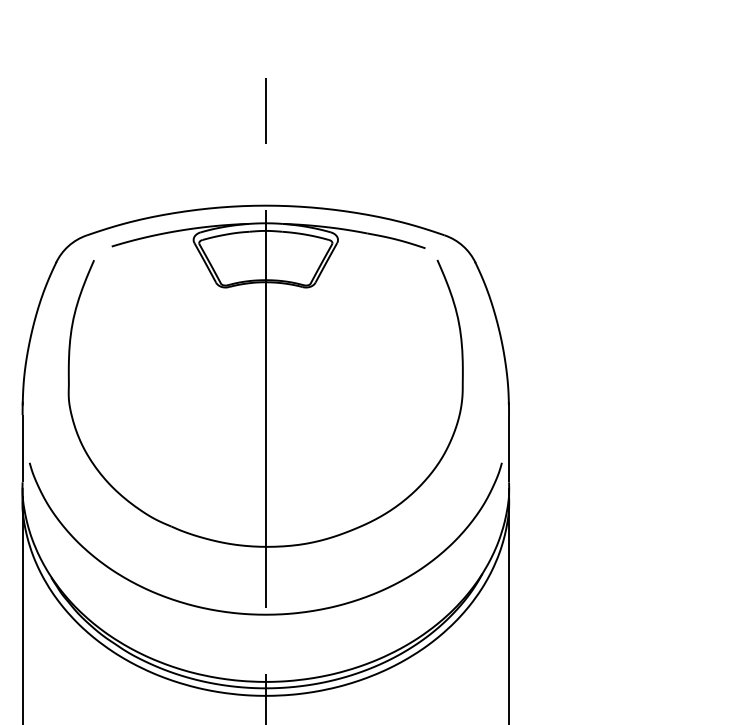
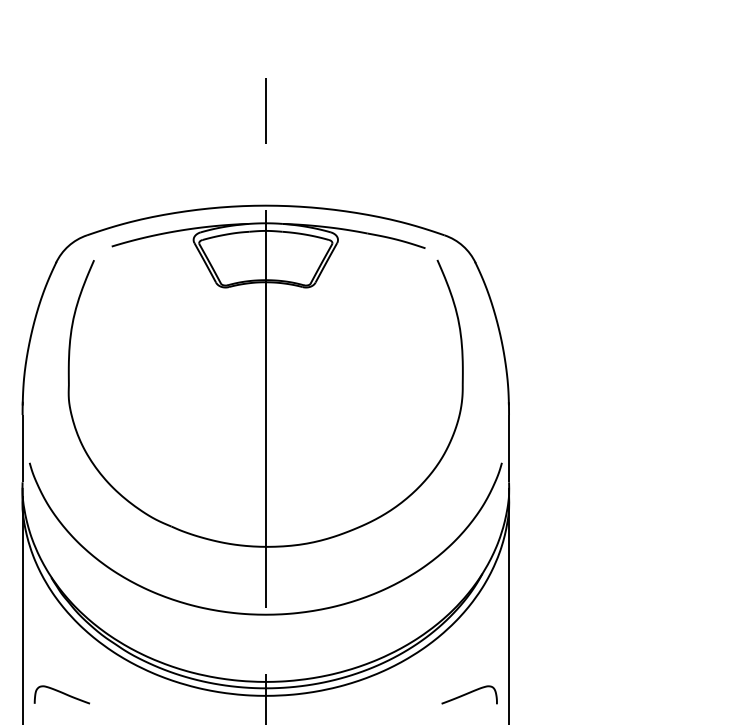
curve: none -> present (61, 693)
curve: none -> present (469, 693)
